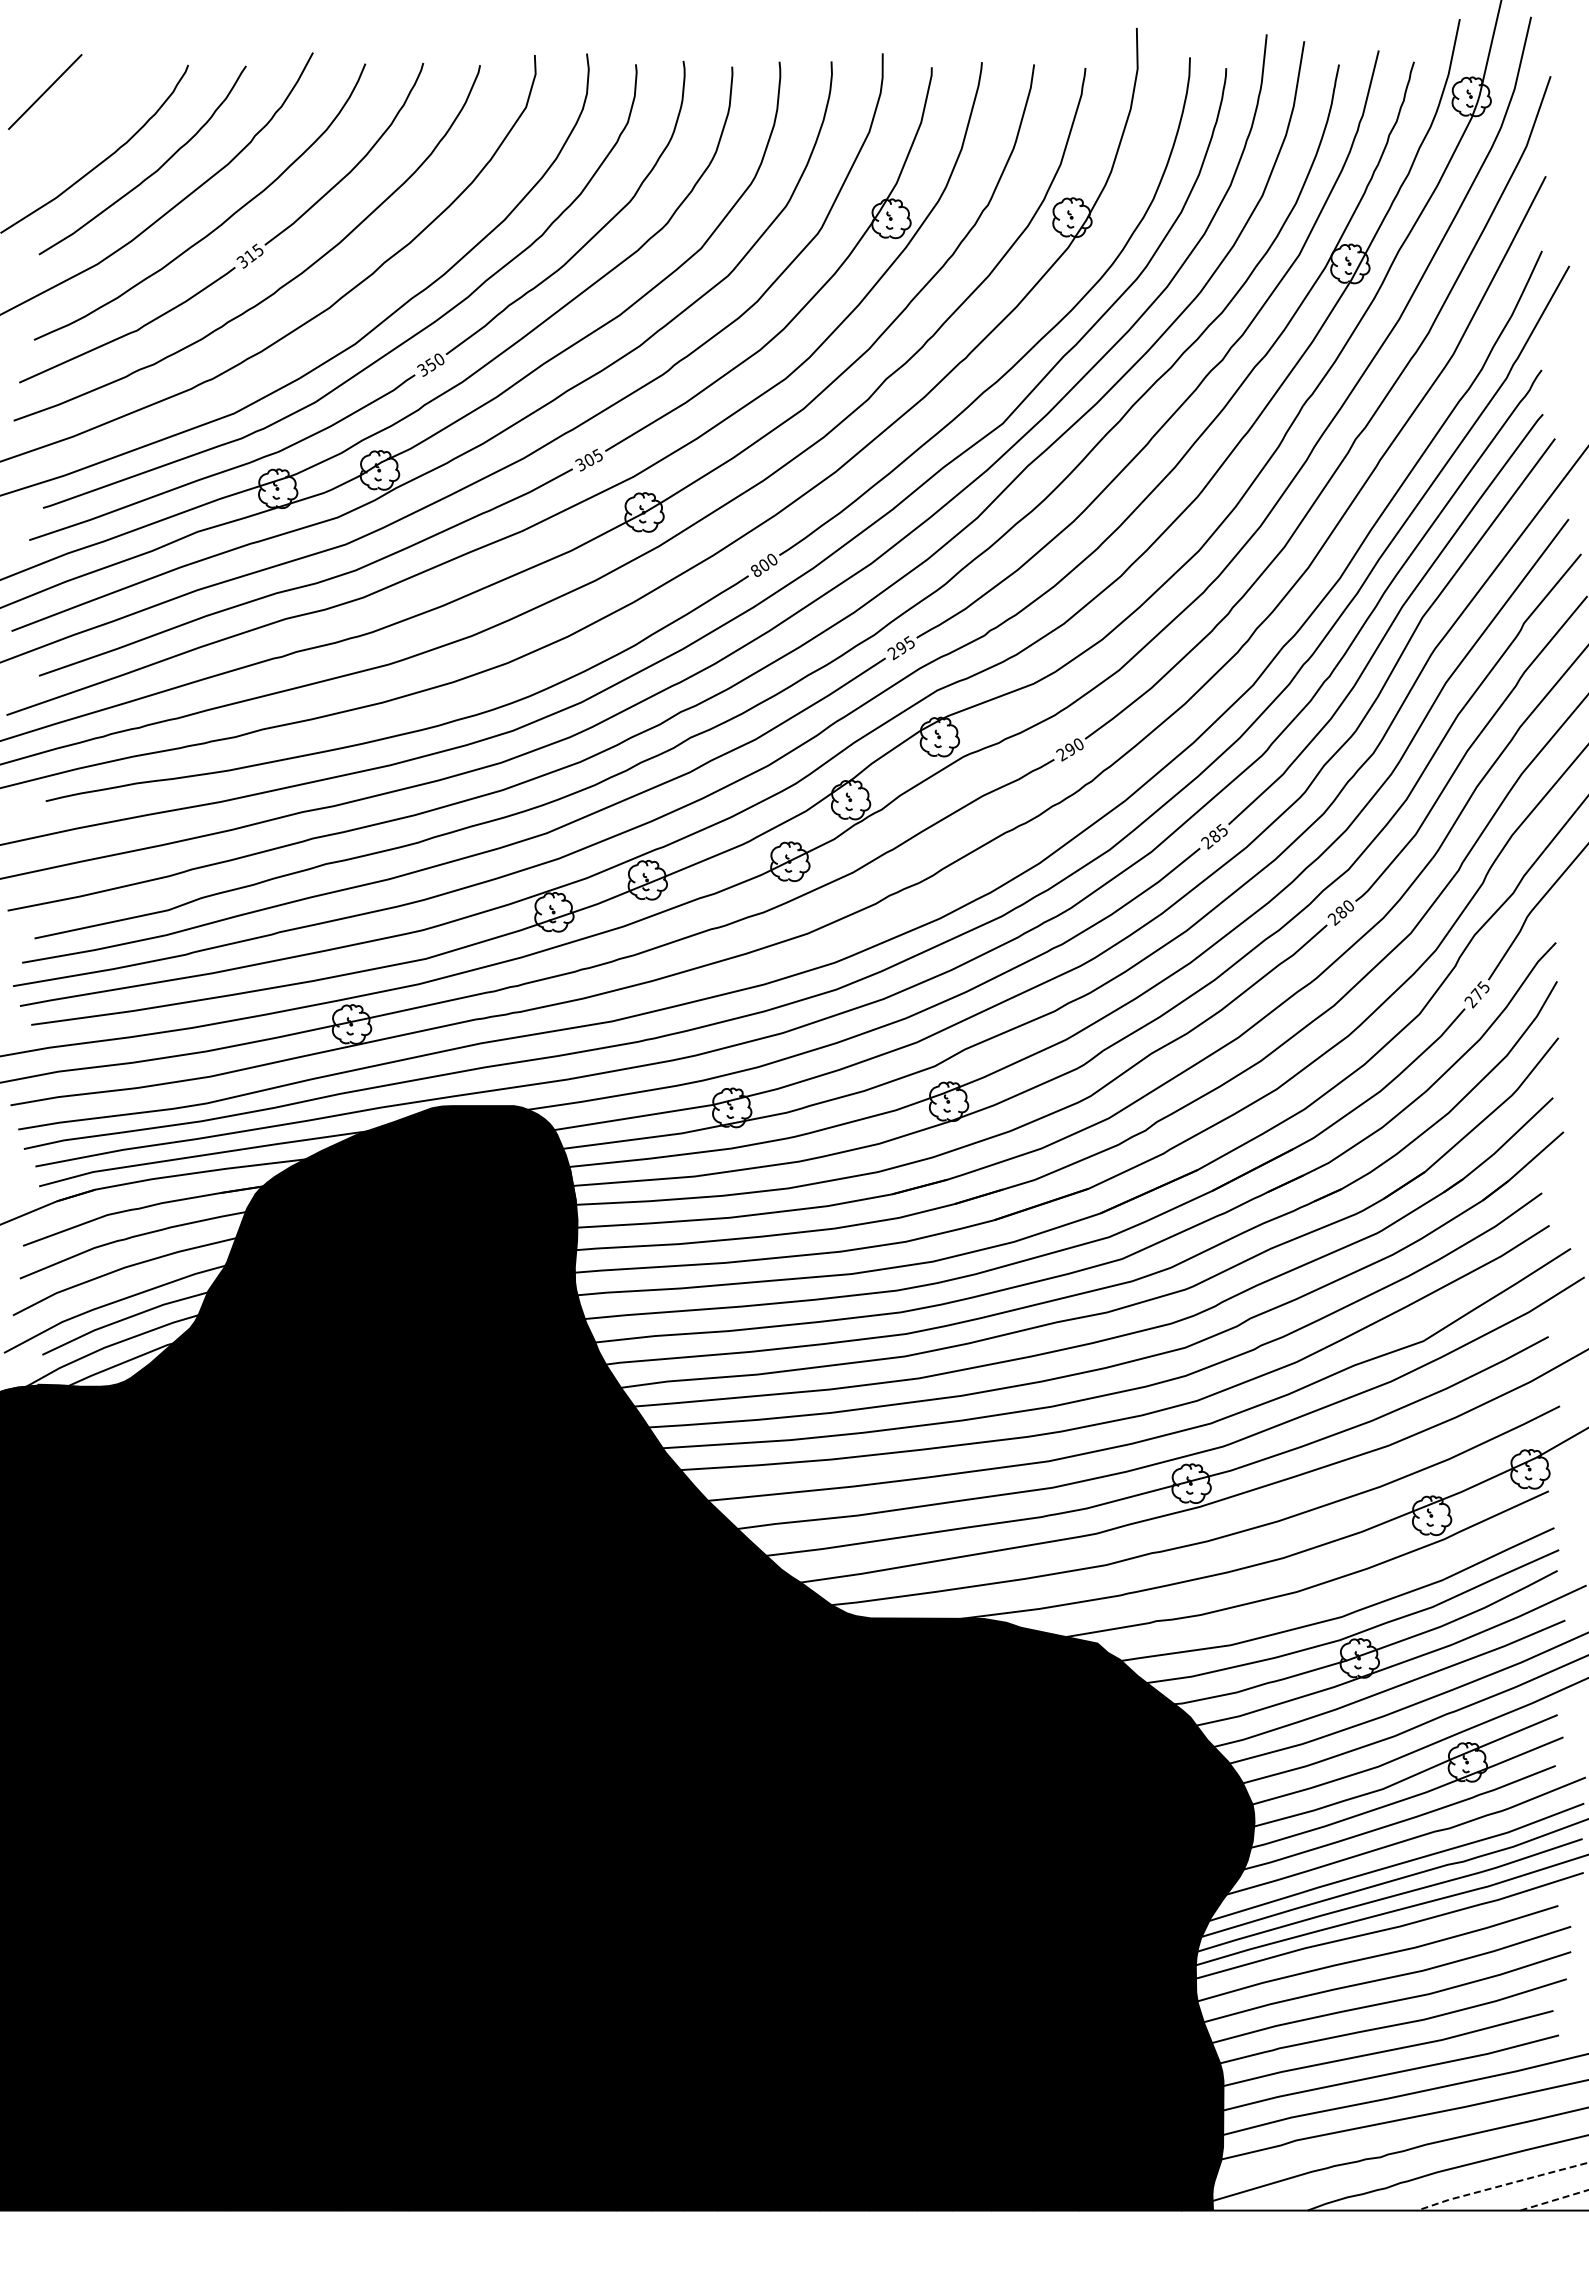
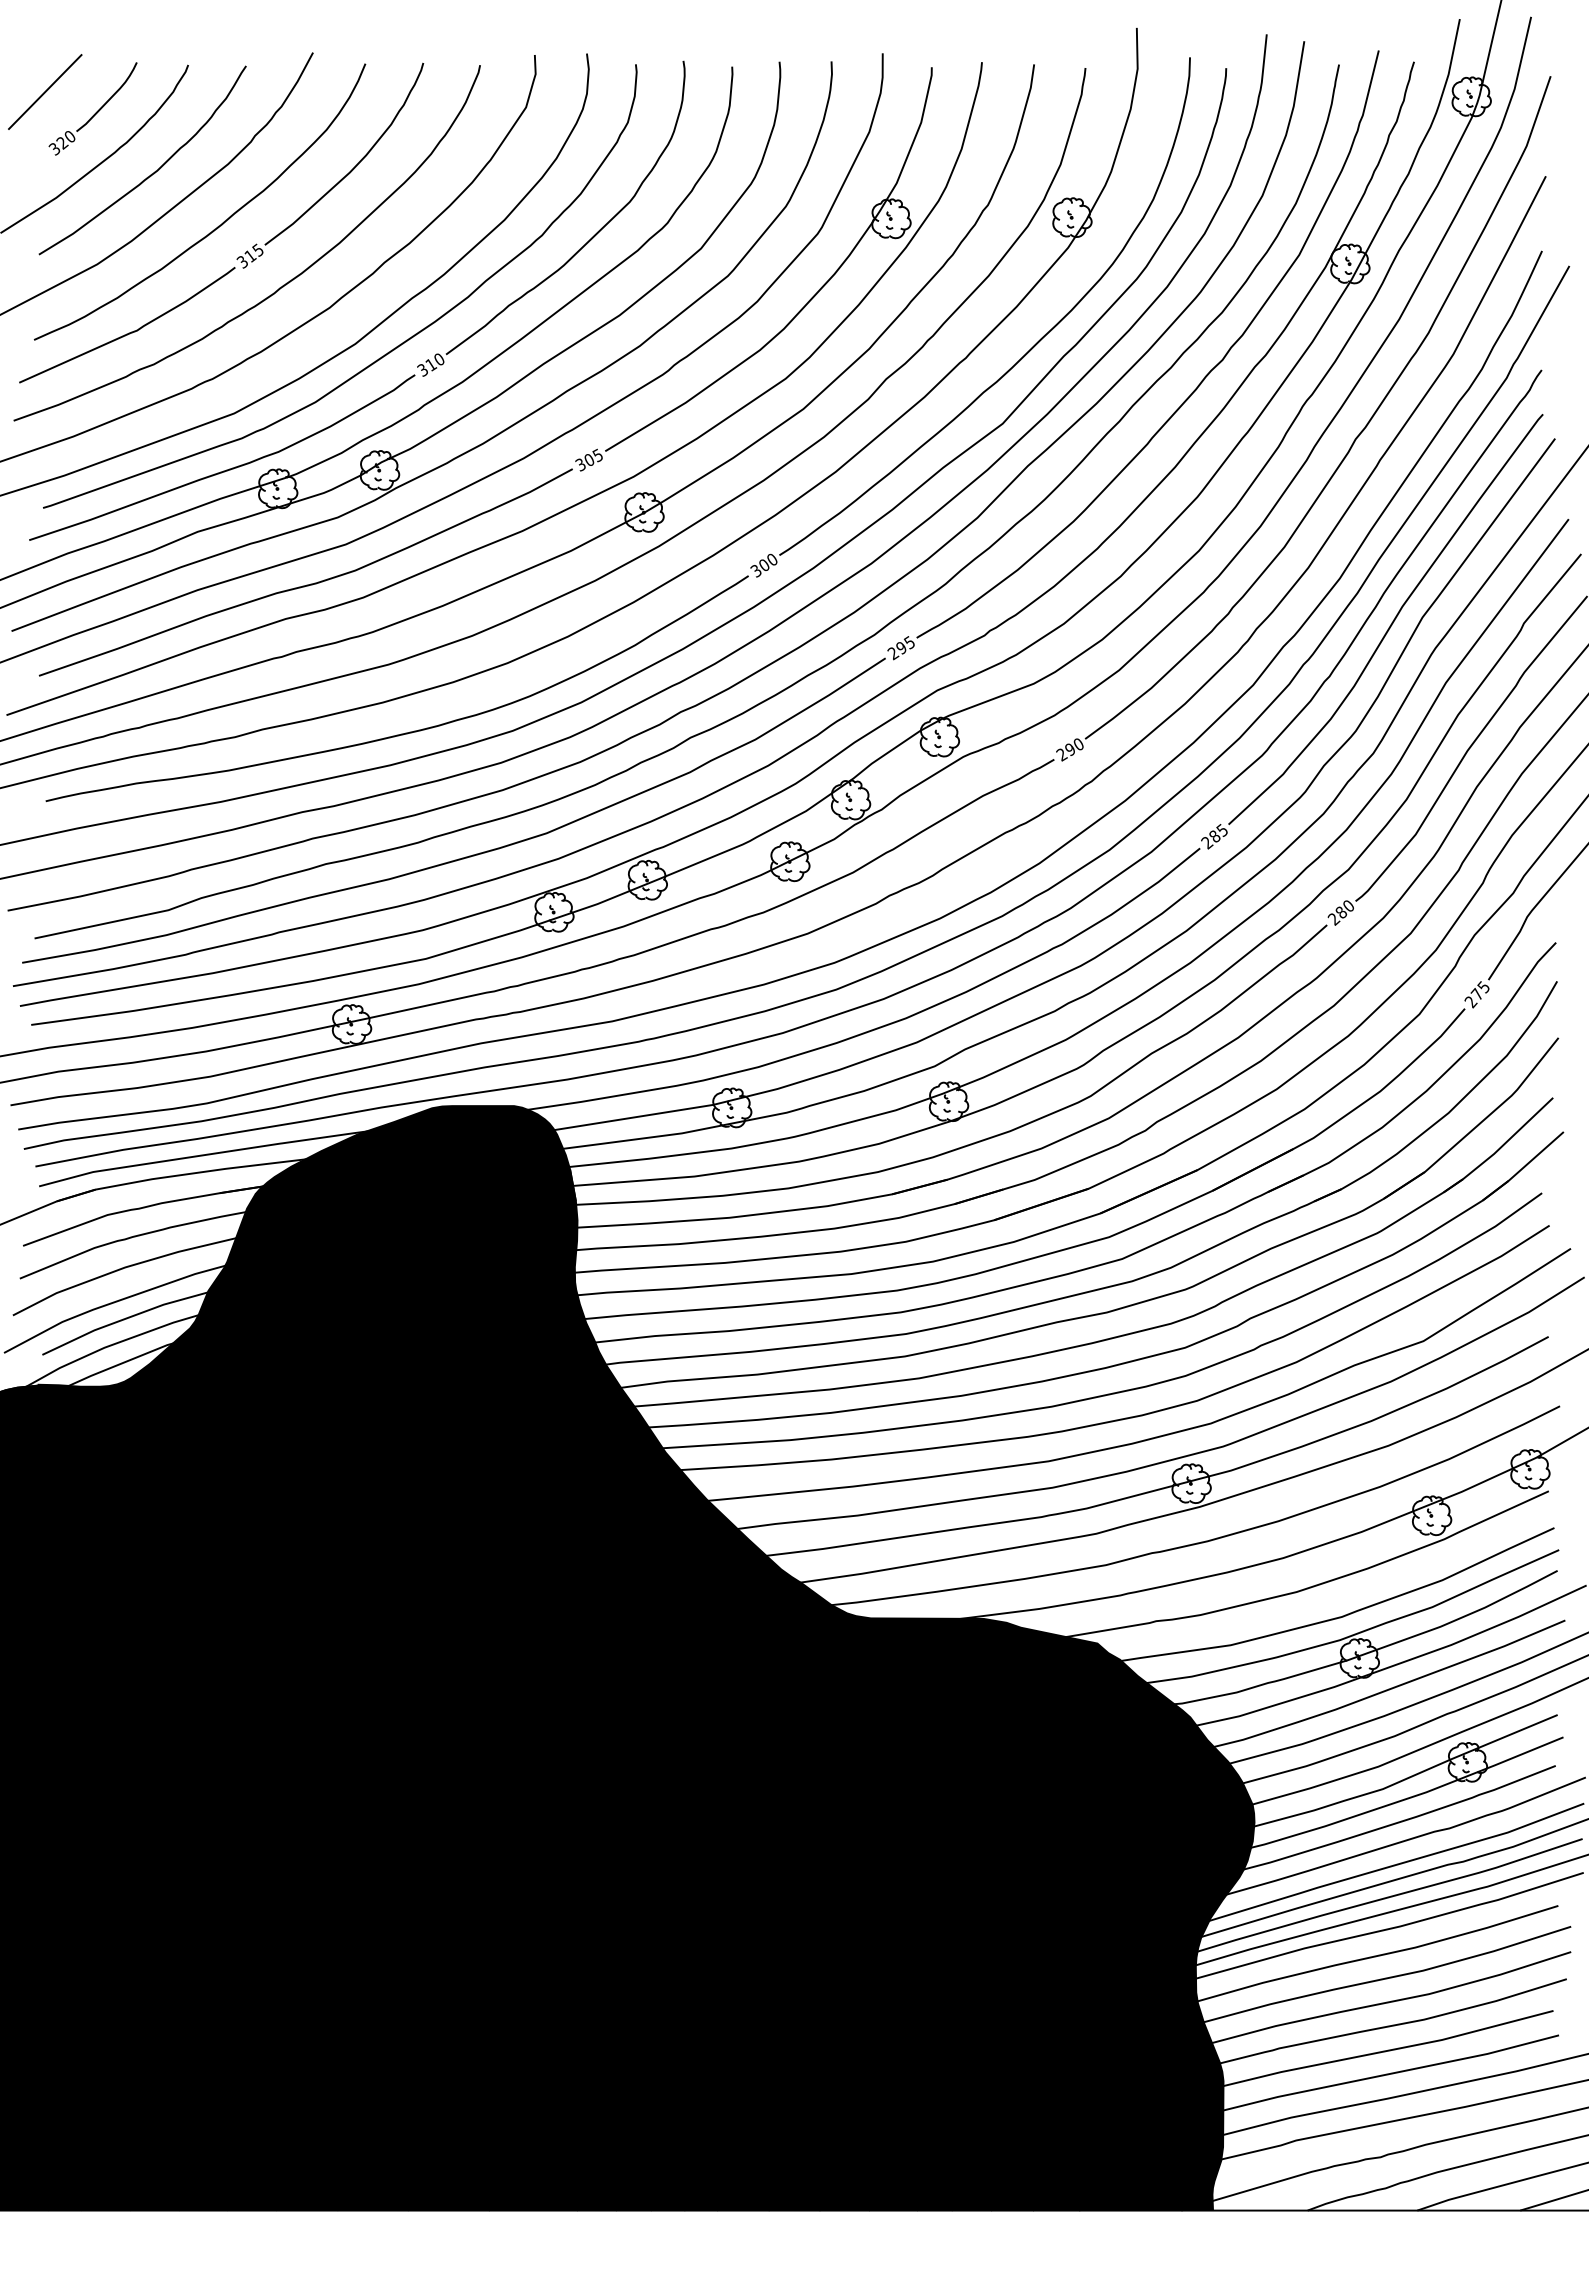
part: none -> present (92, 108)
text: 350 -> 310 (431, 364)
text: 800 -> 300 (755, 570)
line: dashed -> solid (1501, 2185)
line: dashed -> solid (1554, 2200)
